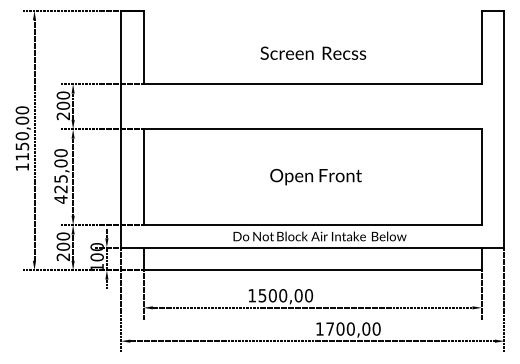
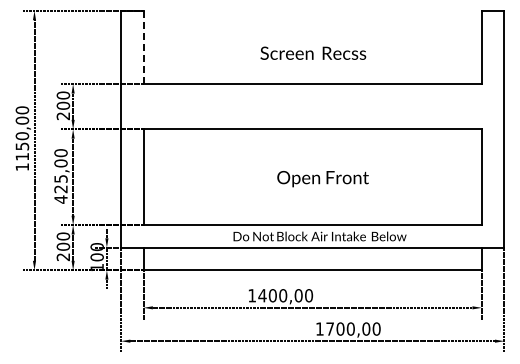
line: solid -> dashed (143, 47)
text position: (315, 177) -> (322, 179) (322, 179)
text: 1500,00 -> 1400,00 (262, 295)
